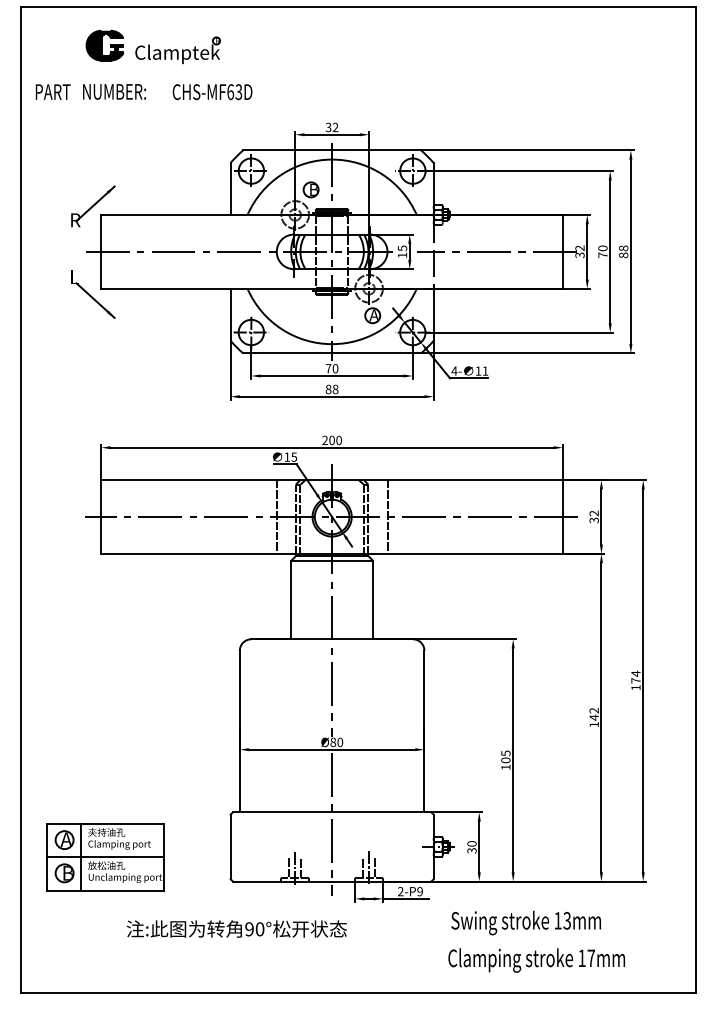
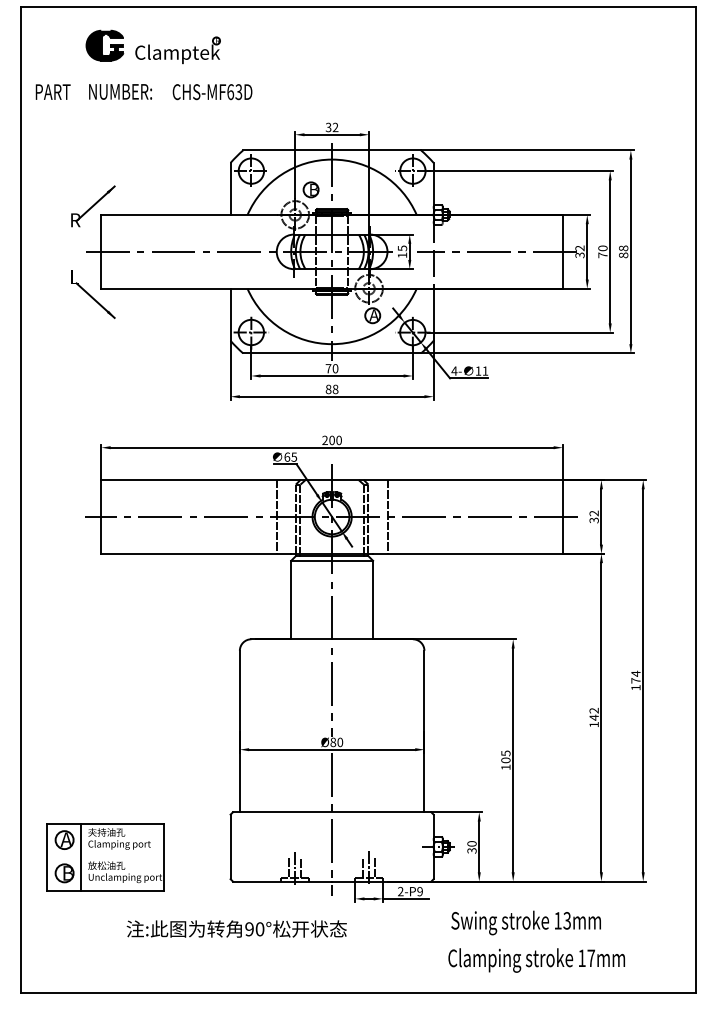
text position: (114, 91) -> (120, 91) (120, 91)
text: 15 -> 65 (287, 456)
line: present -> none (105, 857)
